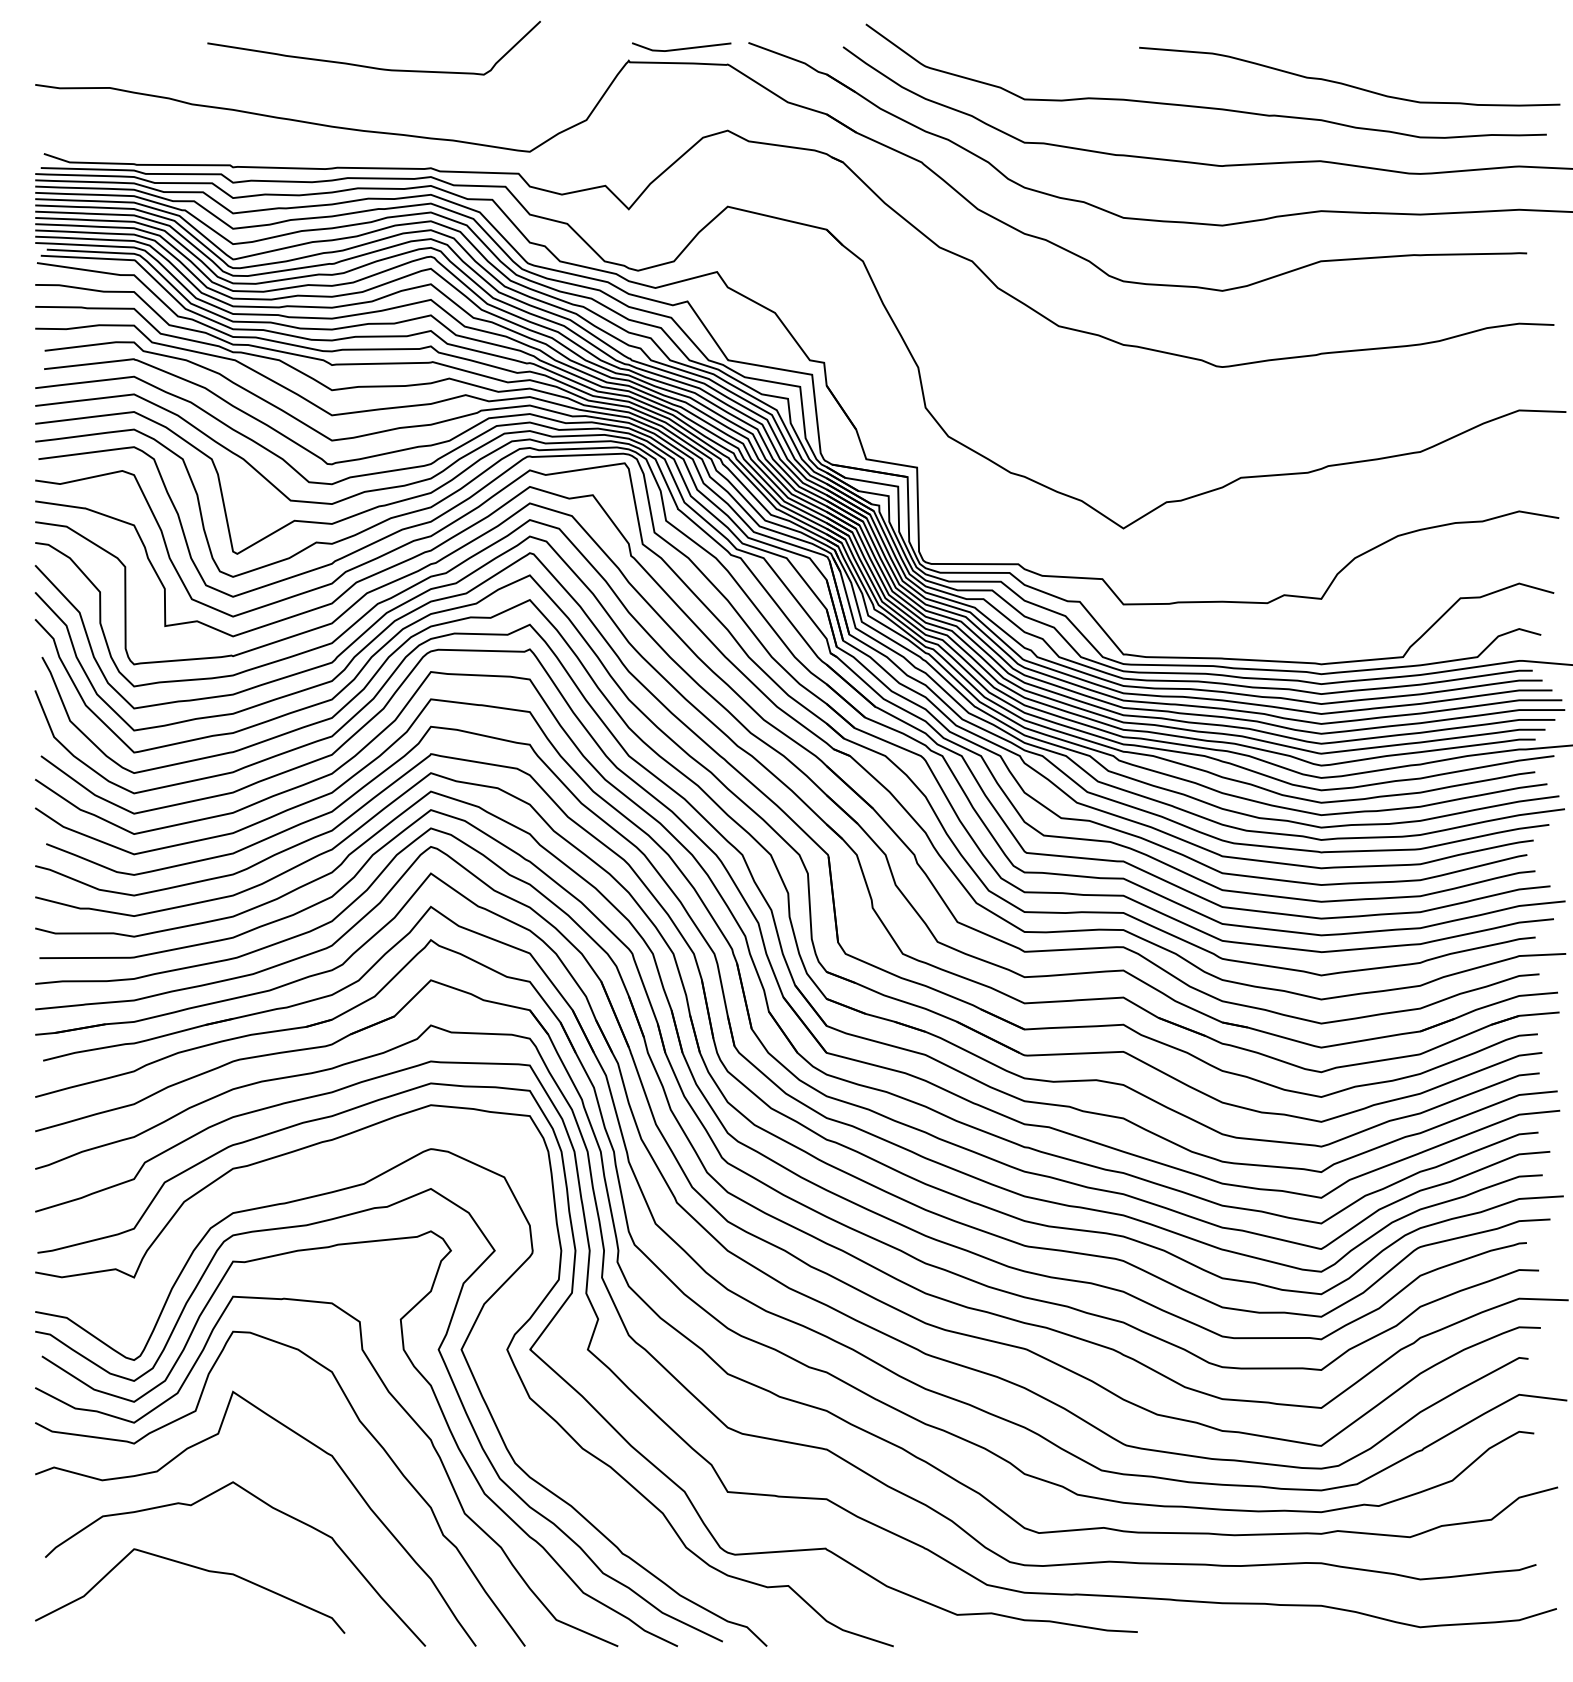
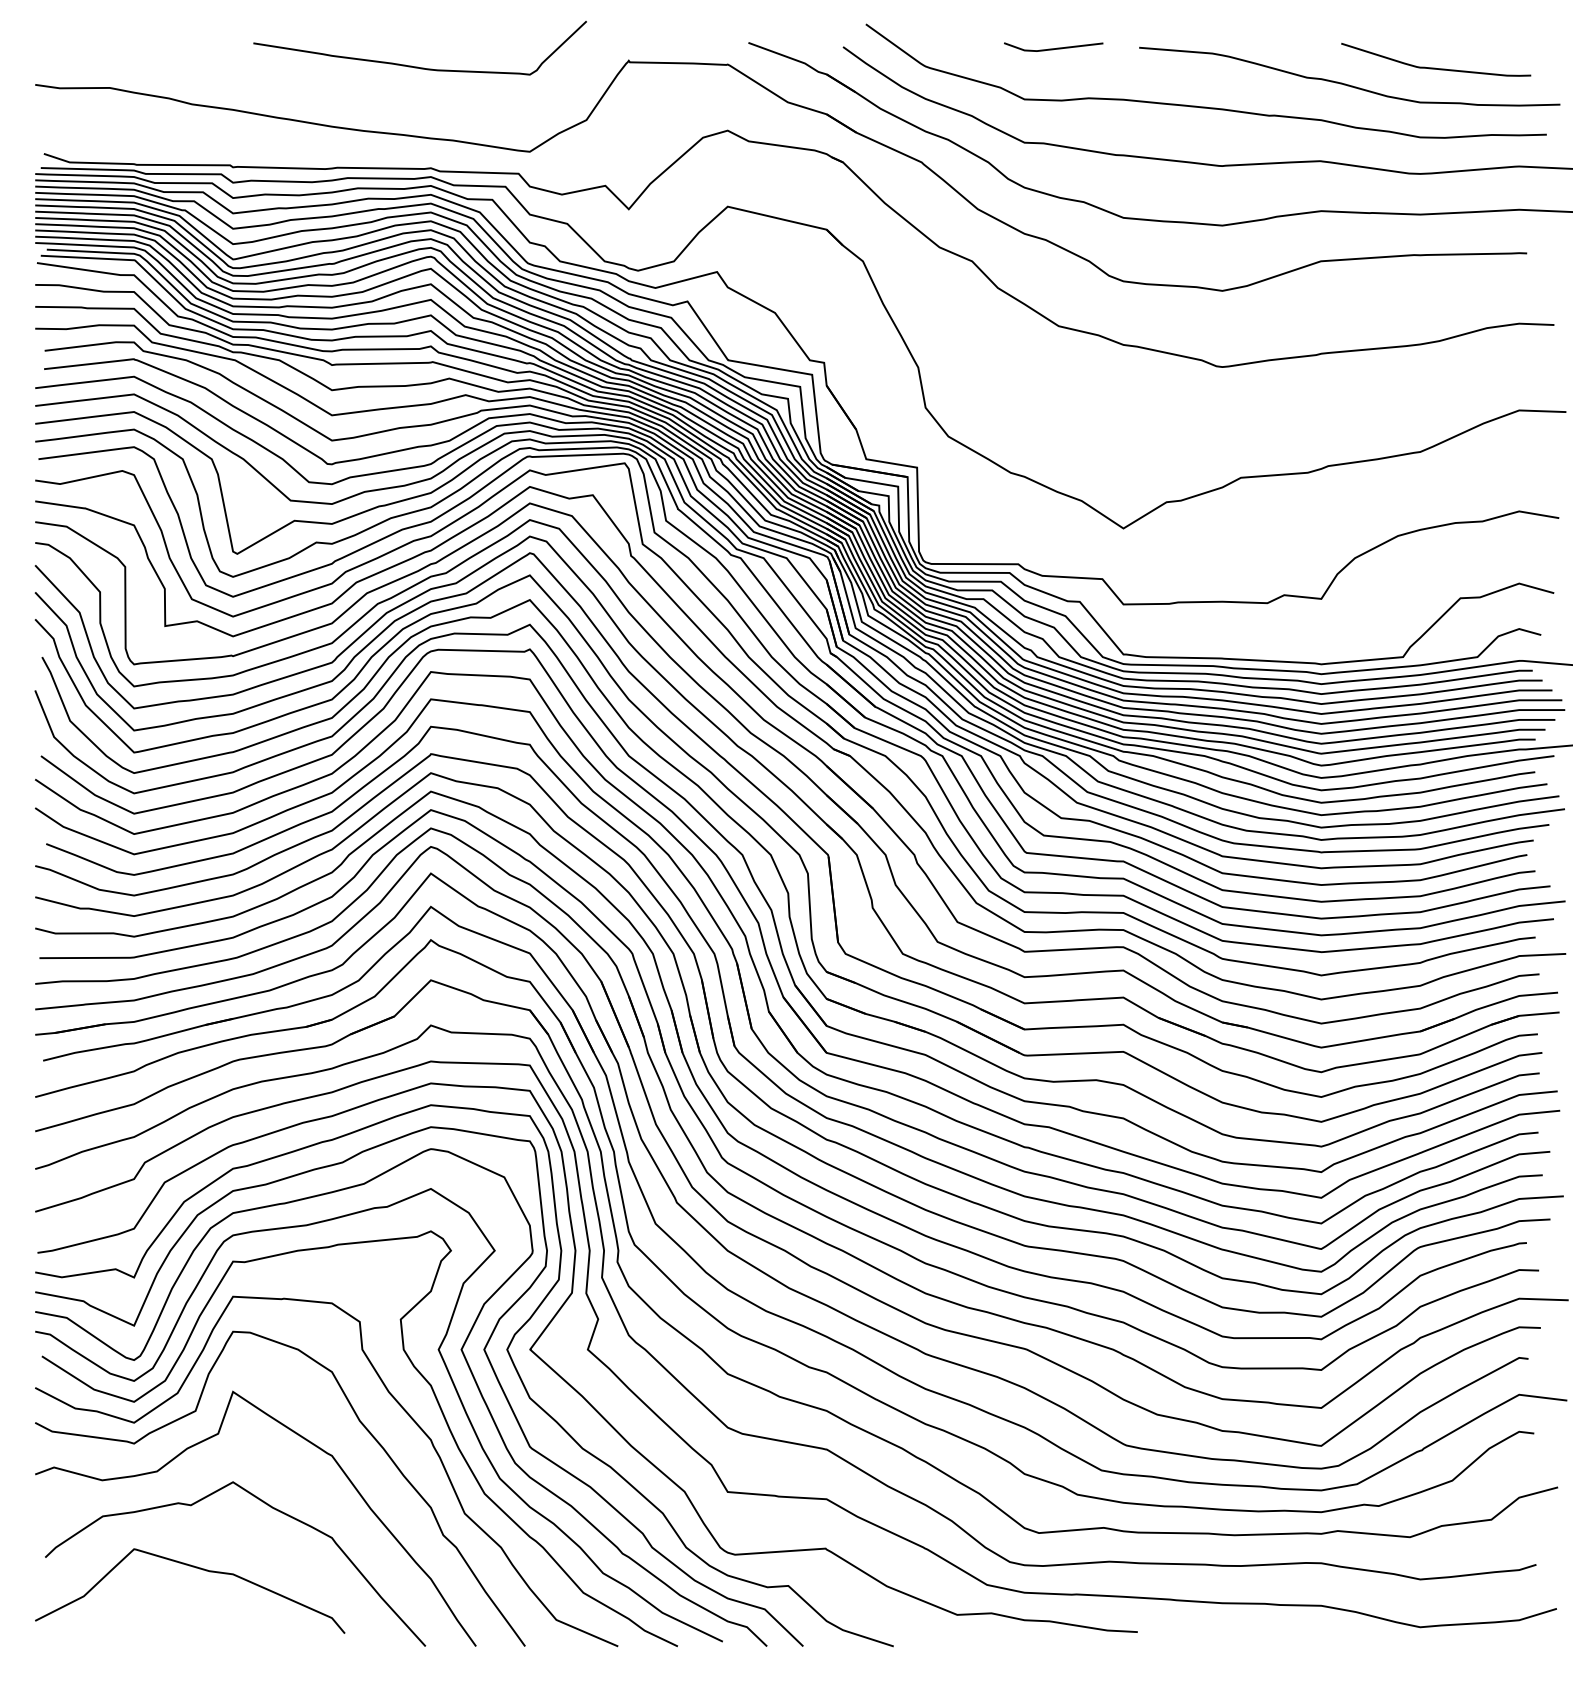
line position: (681, 48) -> (1053, 48) (1053, 48)
curve position: (371, 66) -> (417, 66) (417, 66)
curve: none -> present (1435, 67)
curve: none -> present (485, 1355)
